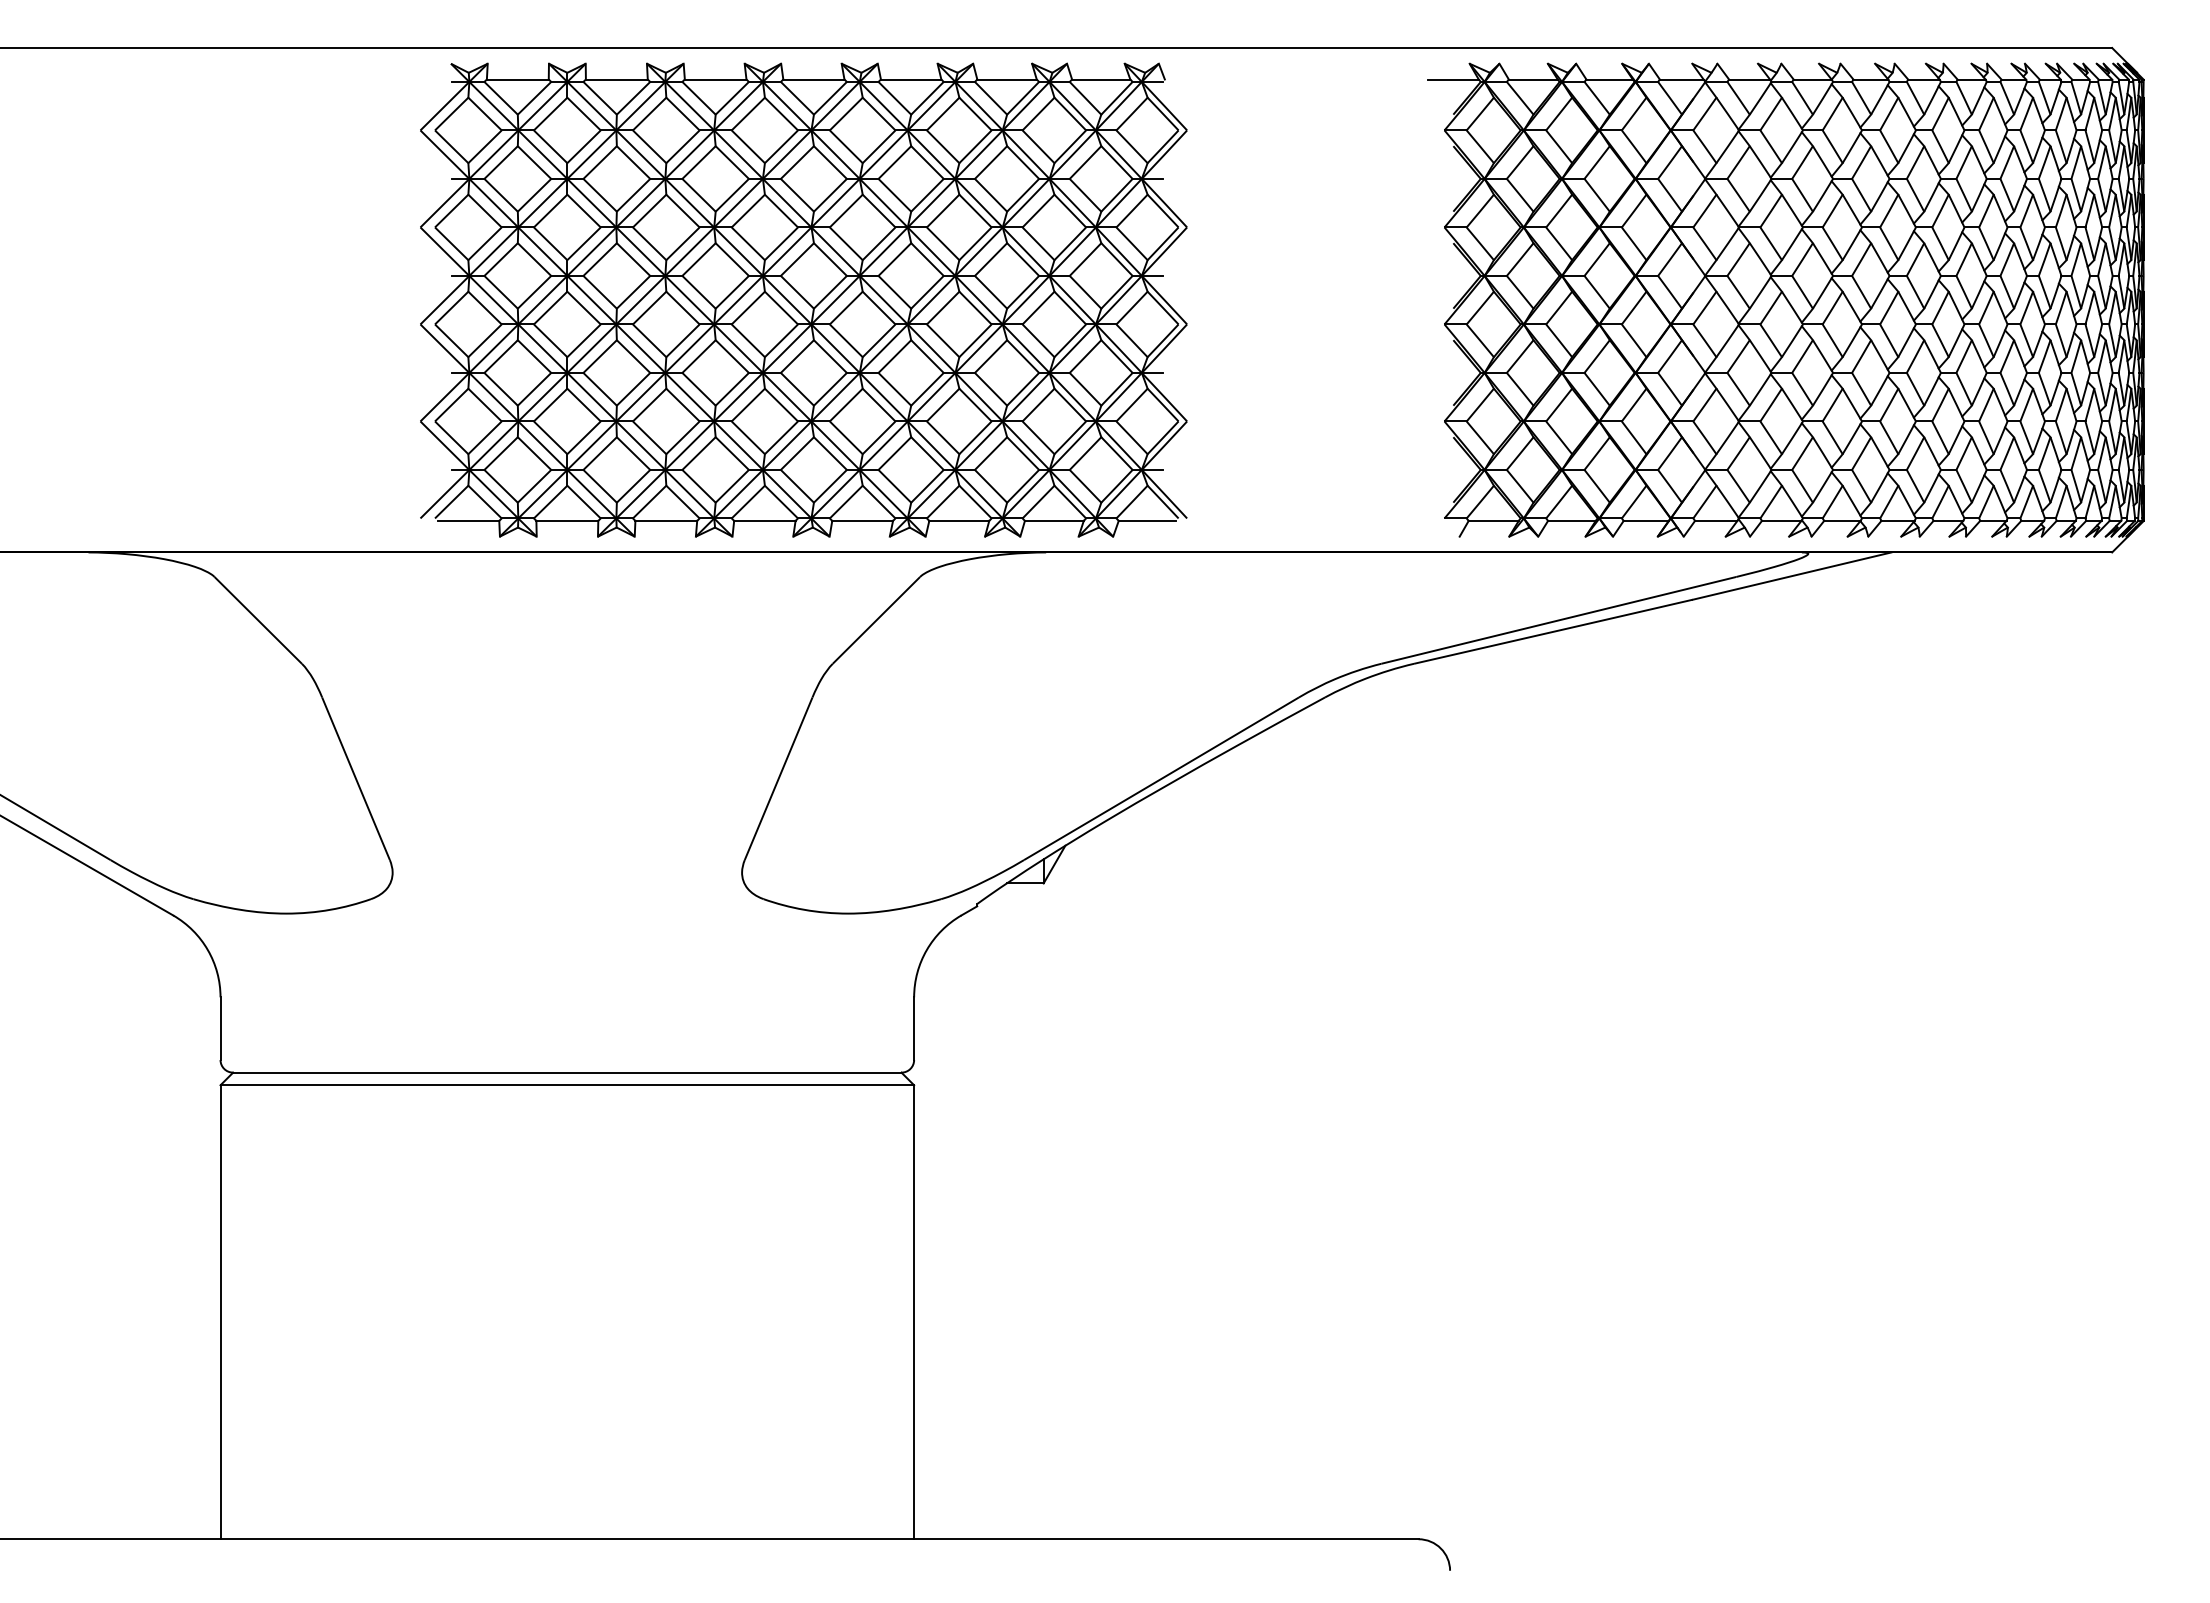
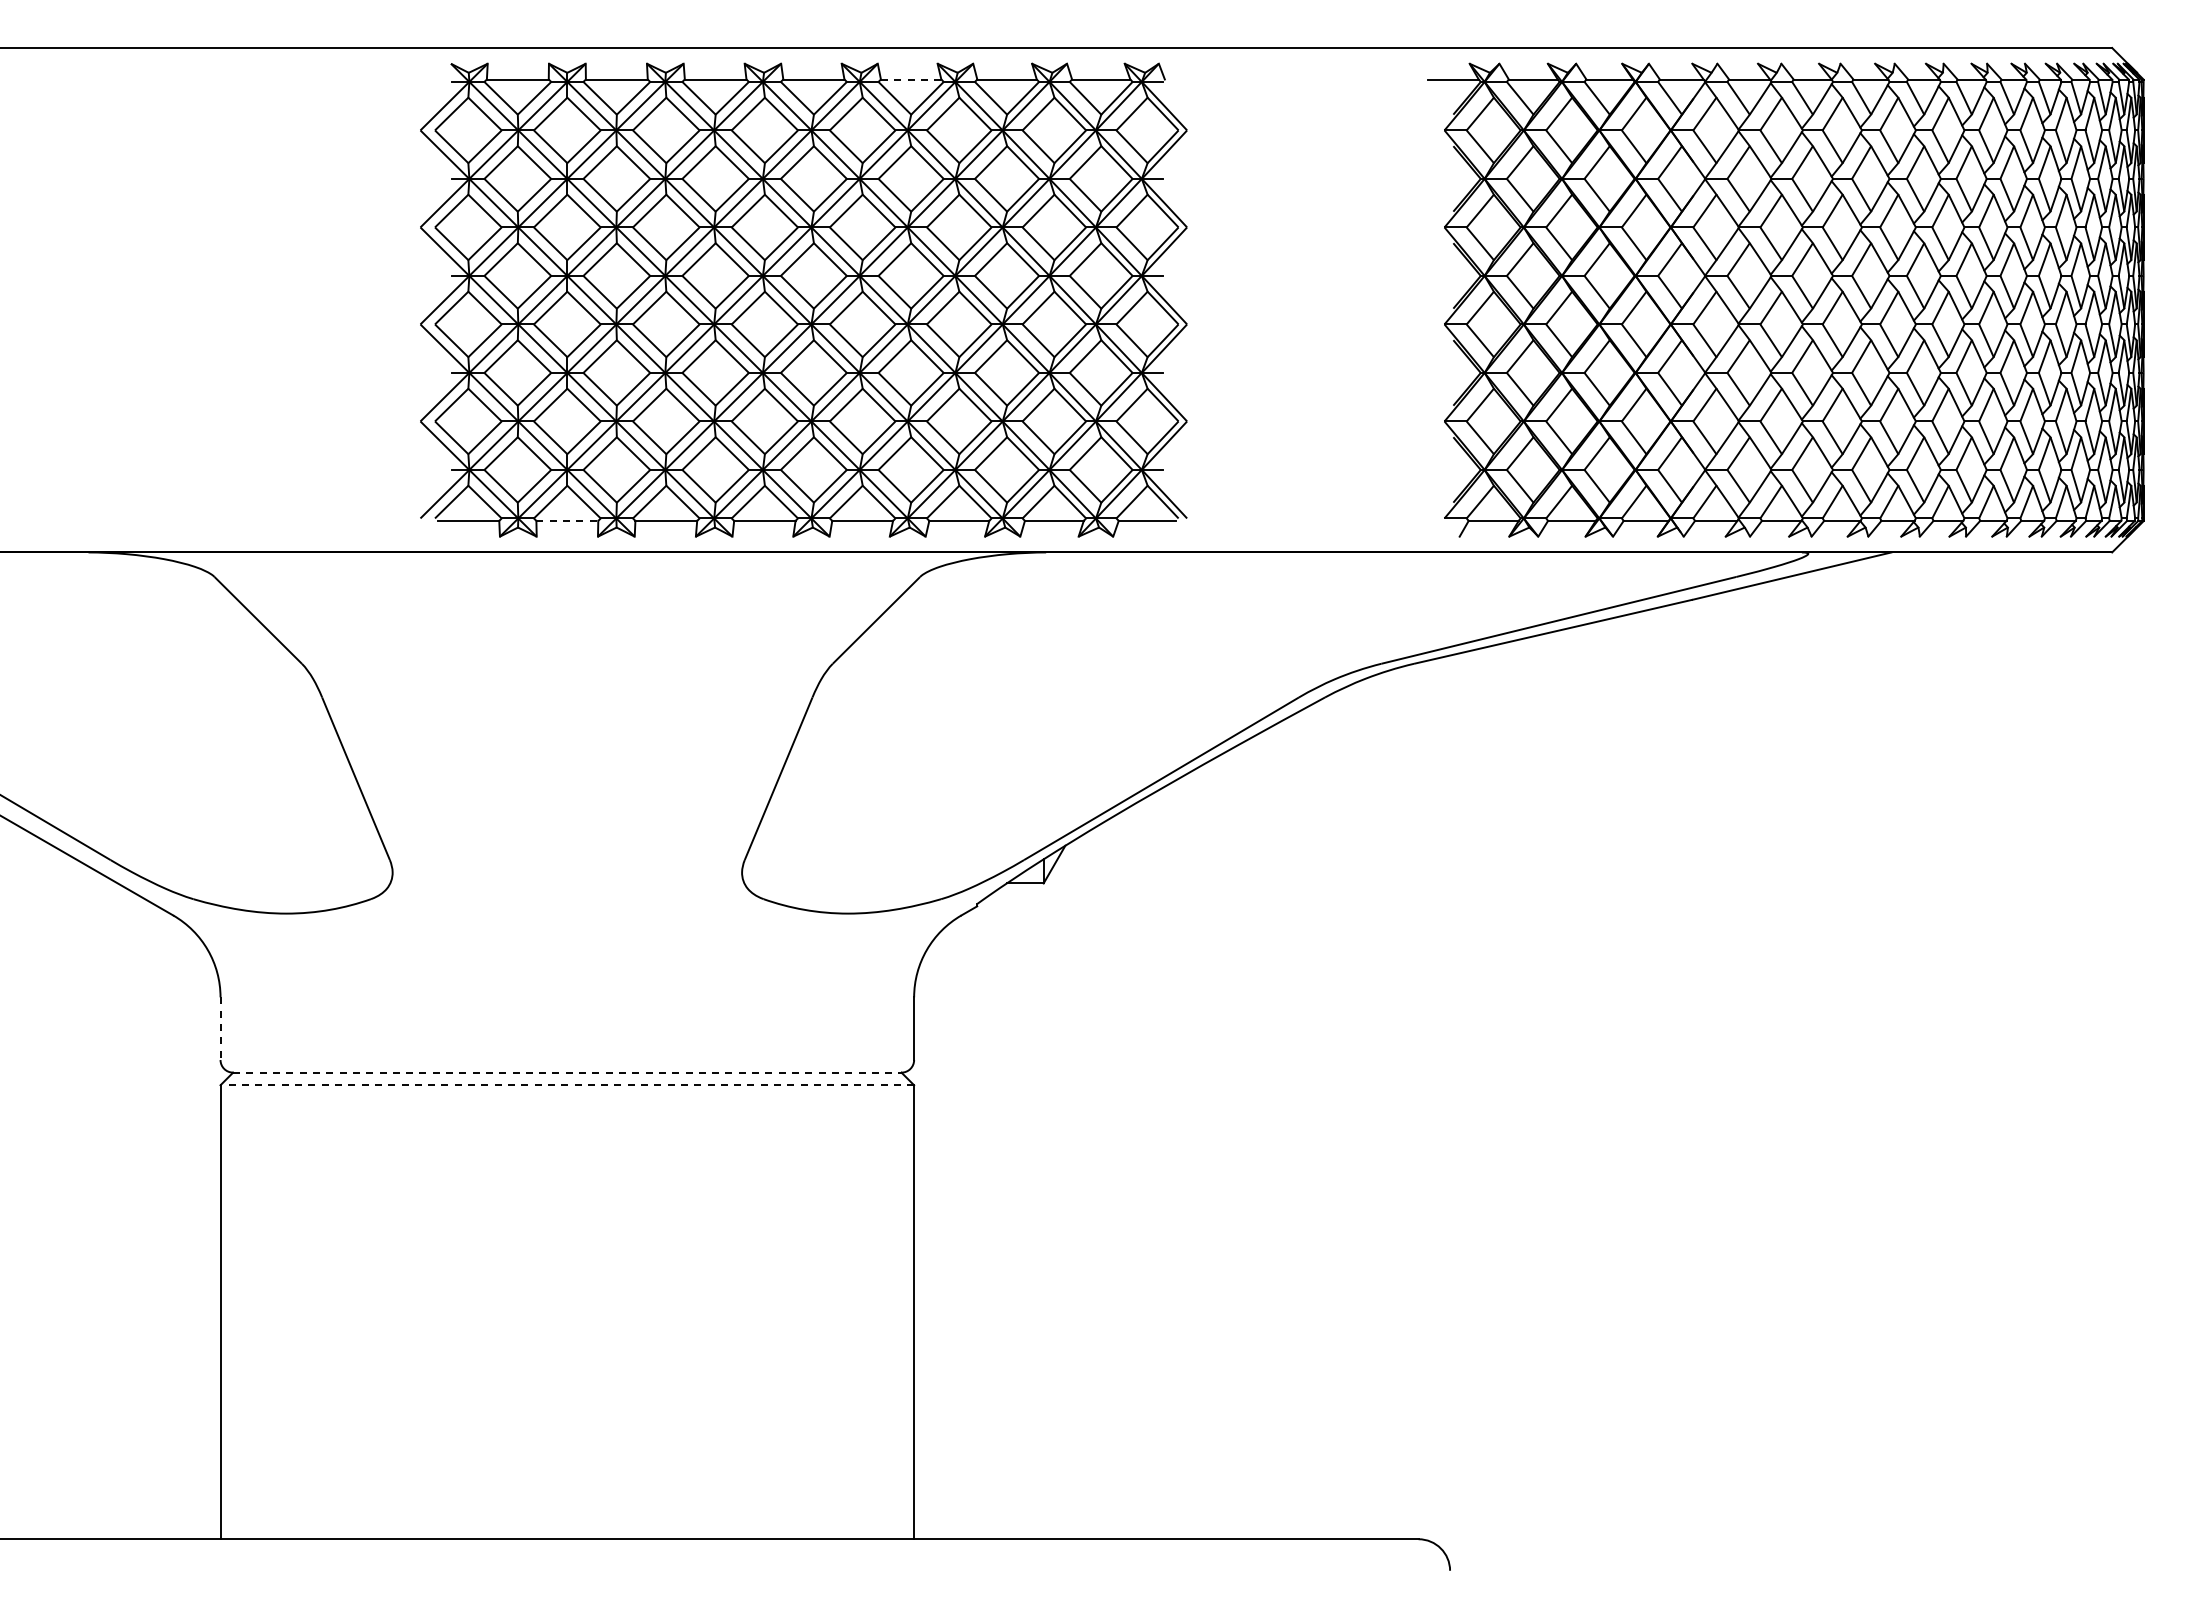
line: solid -> dashed (910, 79)
line: solid -> dashed (567, 520)
line: solid -> dashed (220, 1029)
line: solid -> dashed (567, 1072)
line: solid -> dashed (567, 1085)
